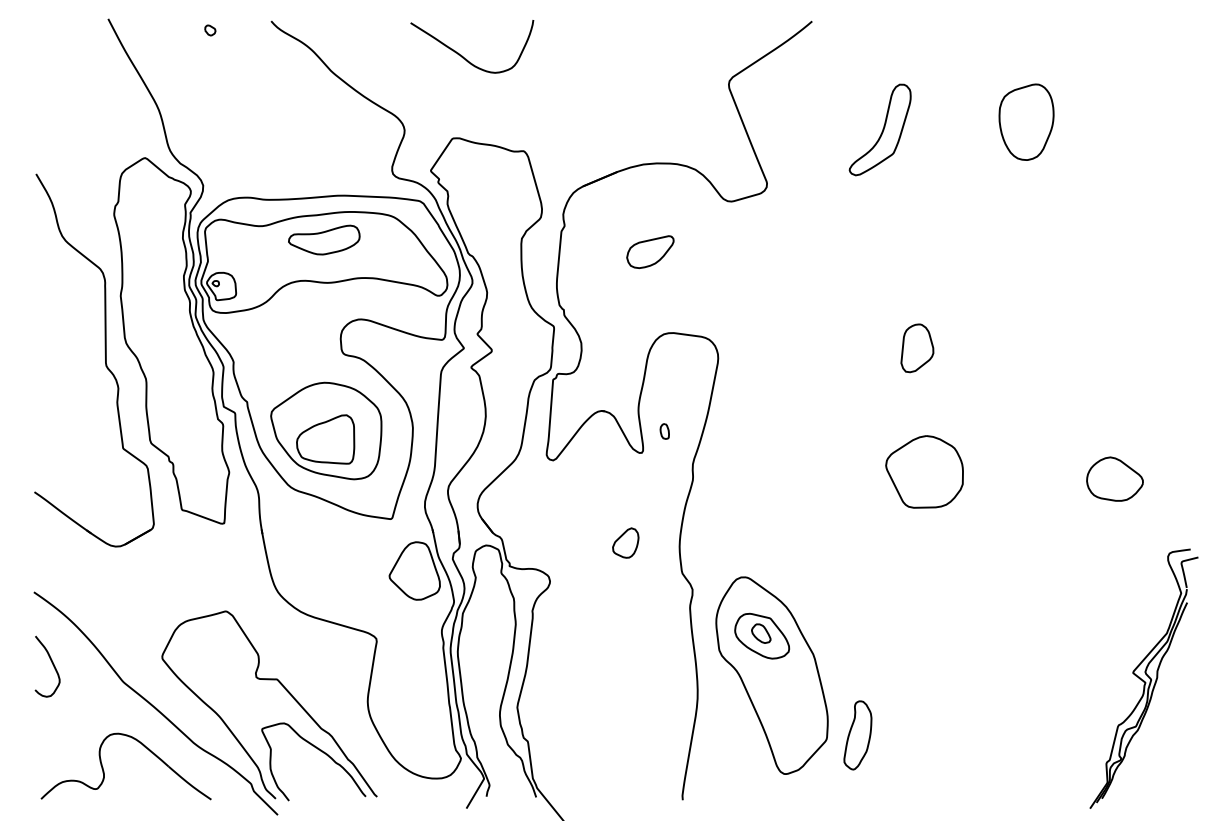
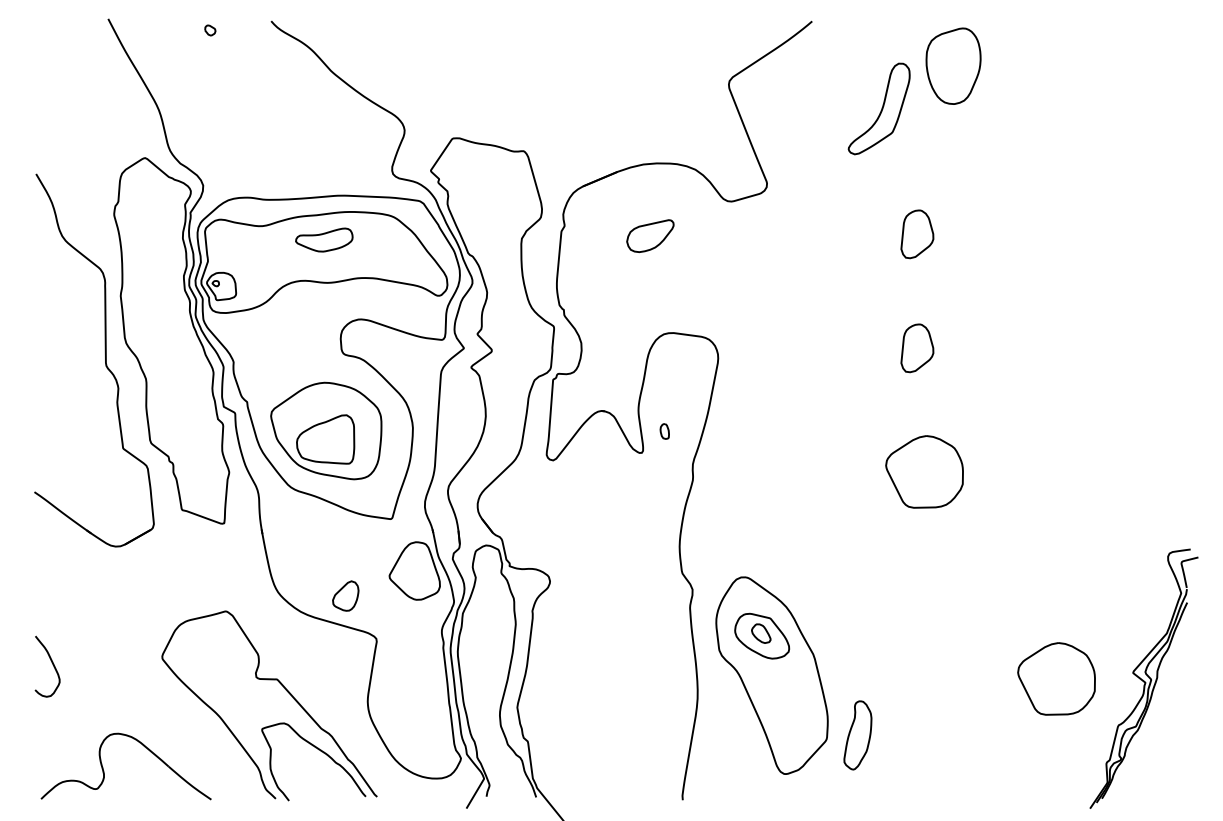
curve: present -> none (466, 58)
part position: (1026, 121) -> (953, 65) (953, 65)
part position: (879, 129) -> (878, 108) (878, 108)
part: none -> present (917, 234)
part size: 73x32 px -> 59x26 px (324, 239)
part position: (650, 251) -> (650, 235) (650, 235)
part: present -> none (1114, 478)
part position: (625, 542) -> (345, 595) (345, 595)
part: none -> present (1056, 678)
curve: present -> none (153, 705)
